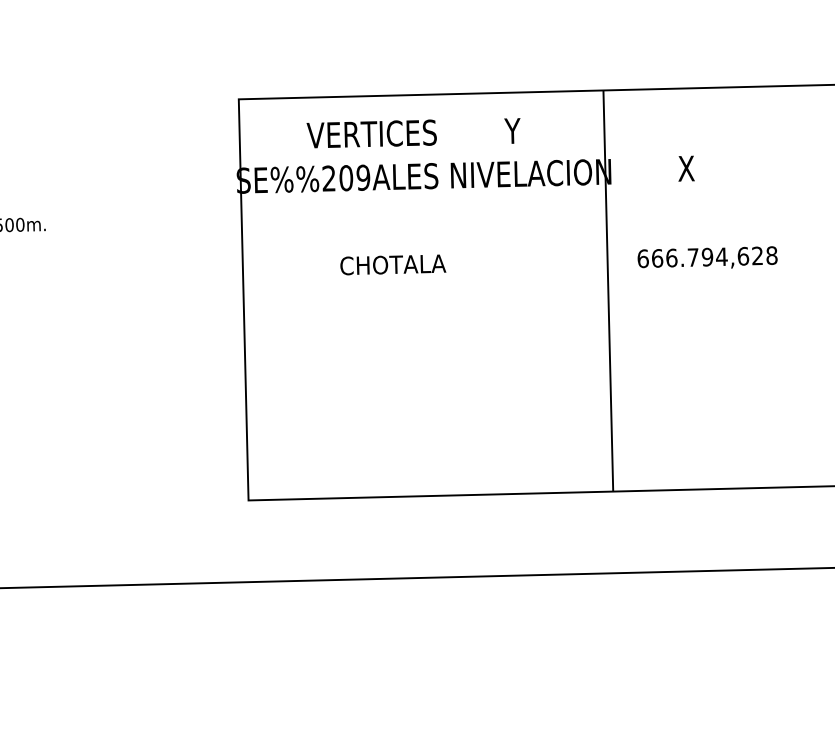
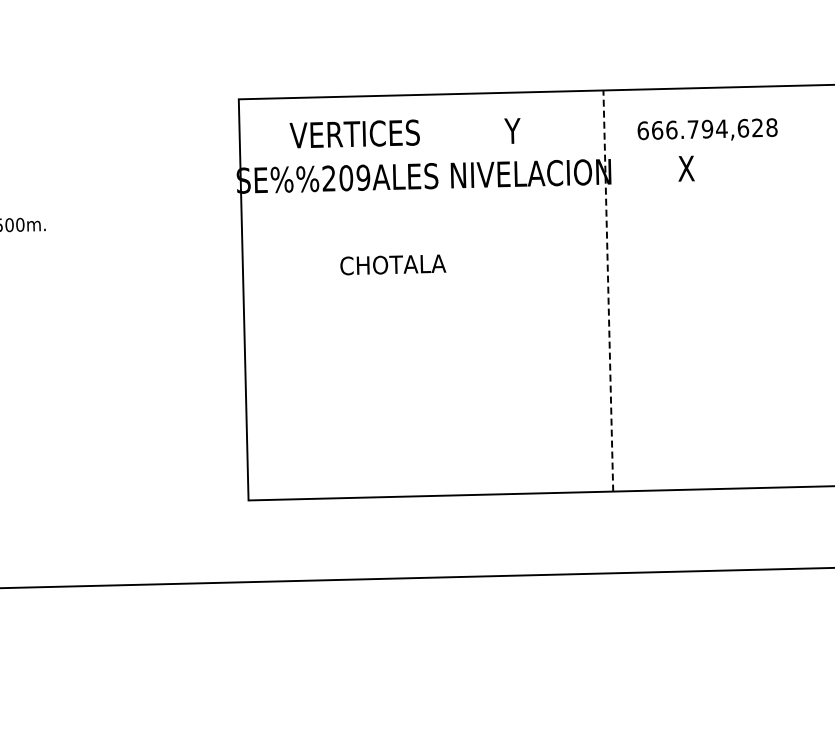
text position: (371, 133) -> (354, 133) (354, 133)
text position: (707, 257) -> (707, 129) (707, 129)
line: solid -> dashed (608, 291)
